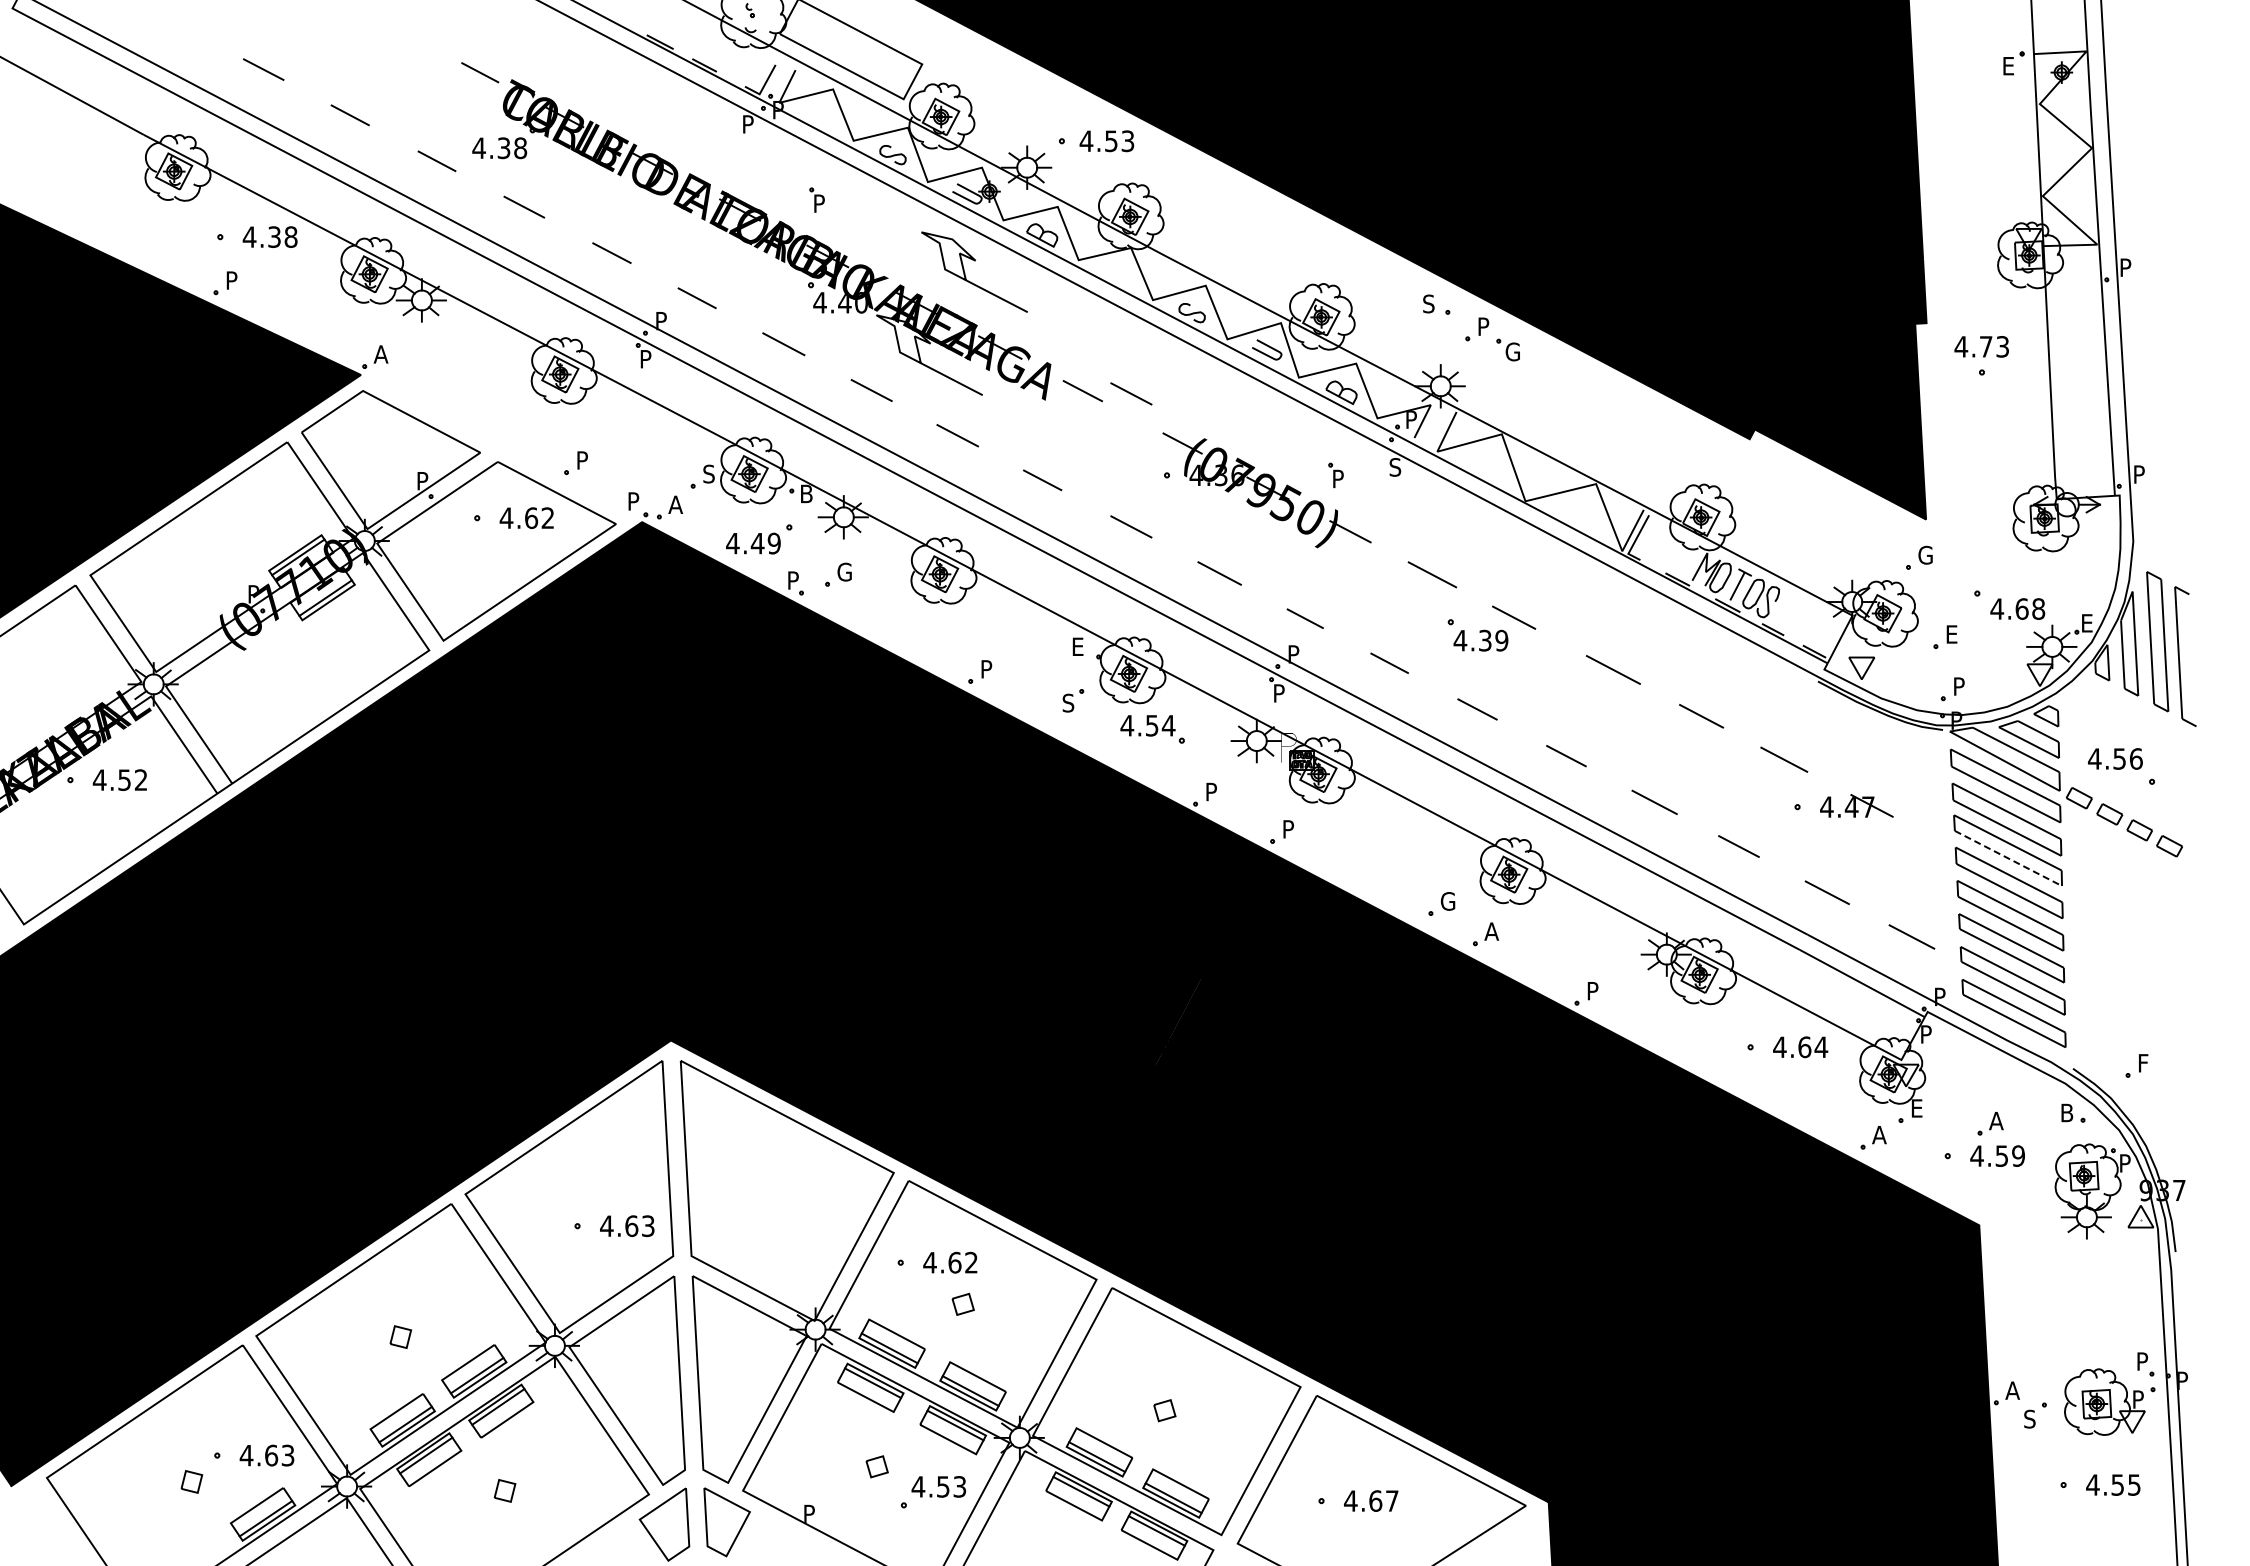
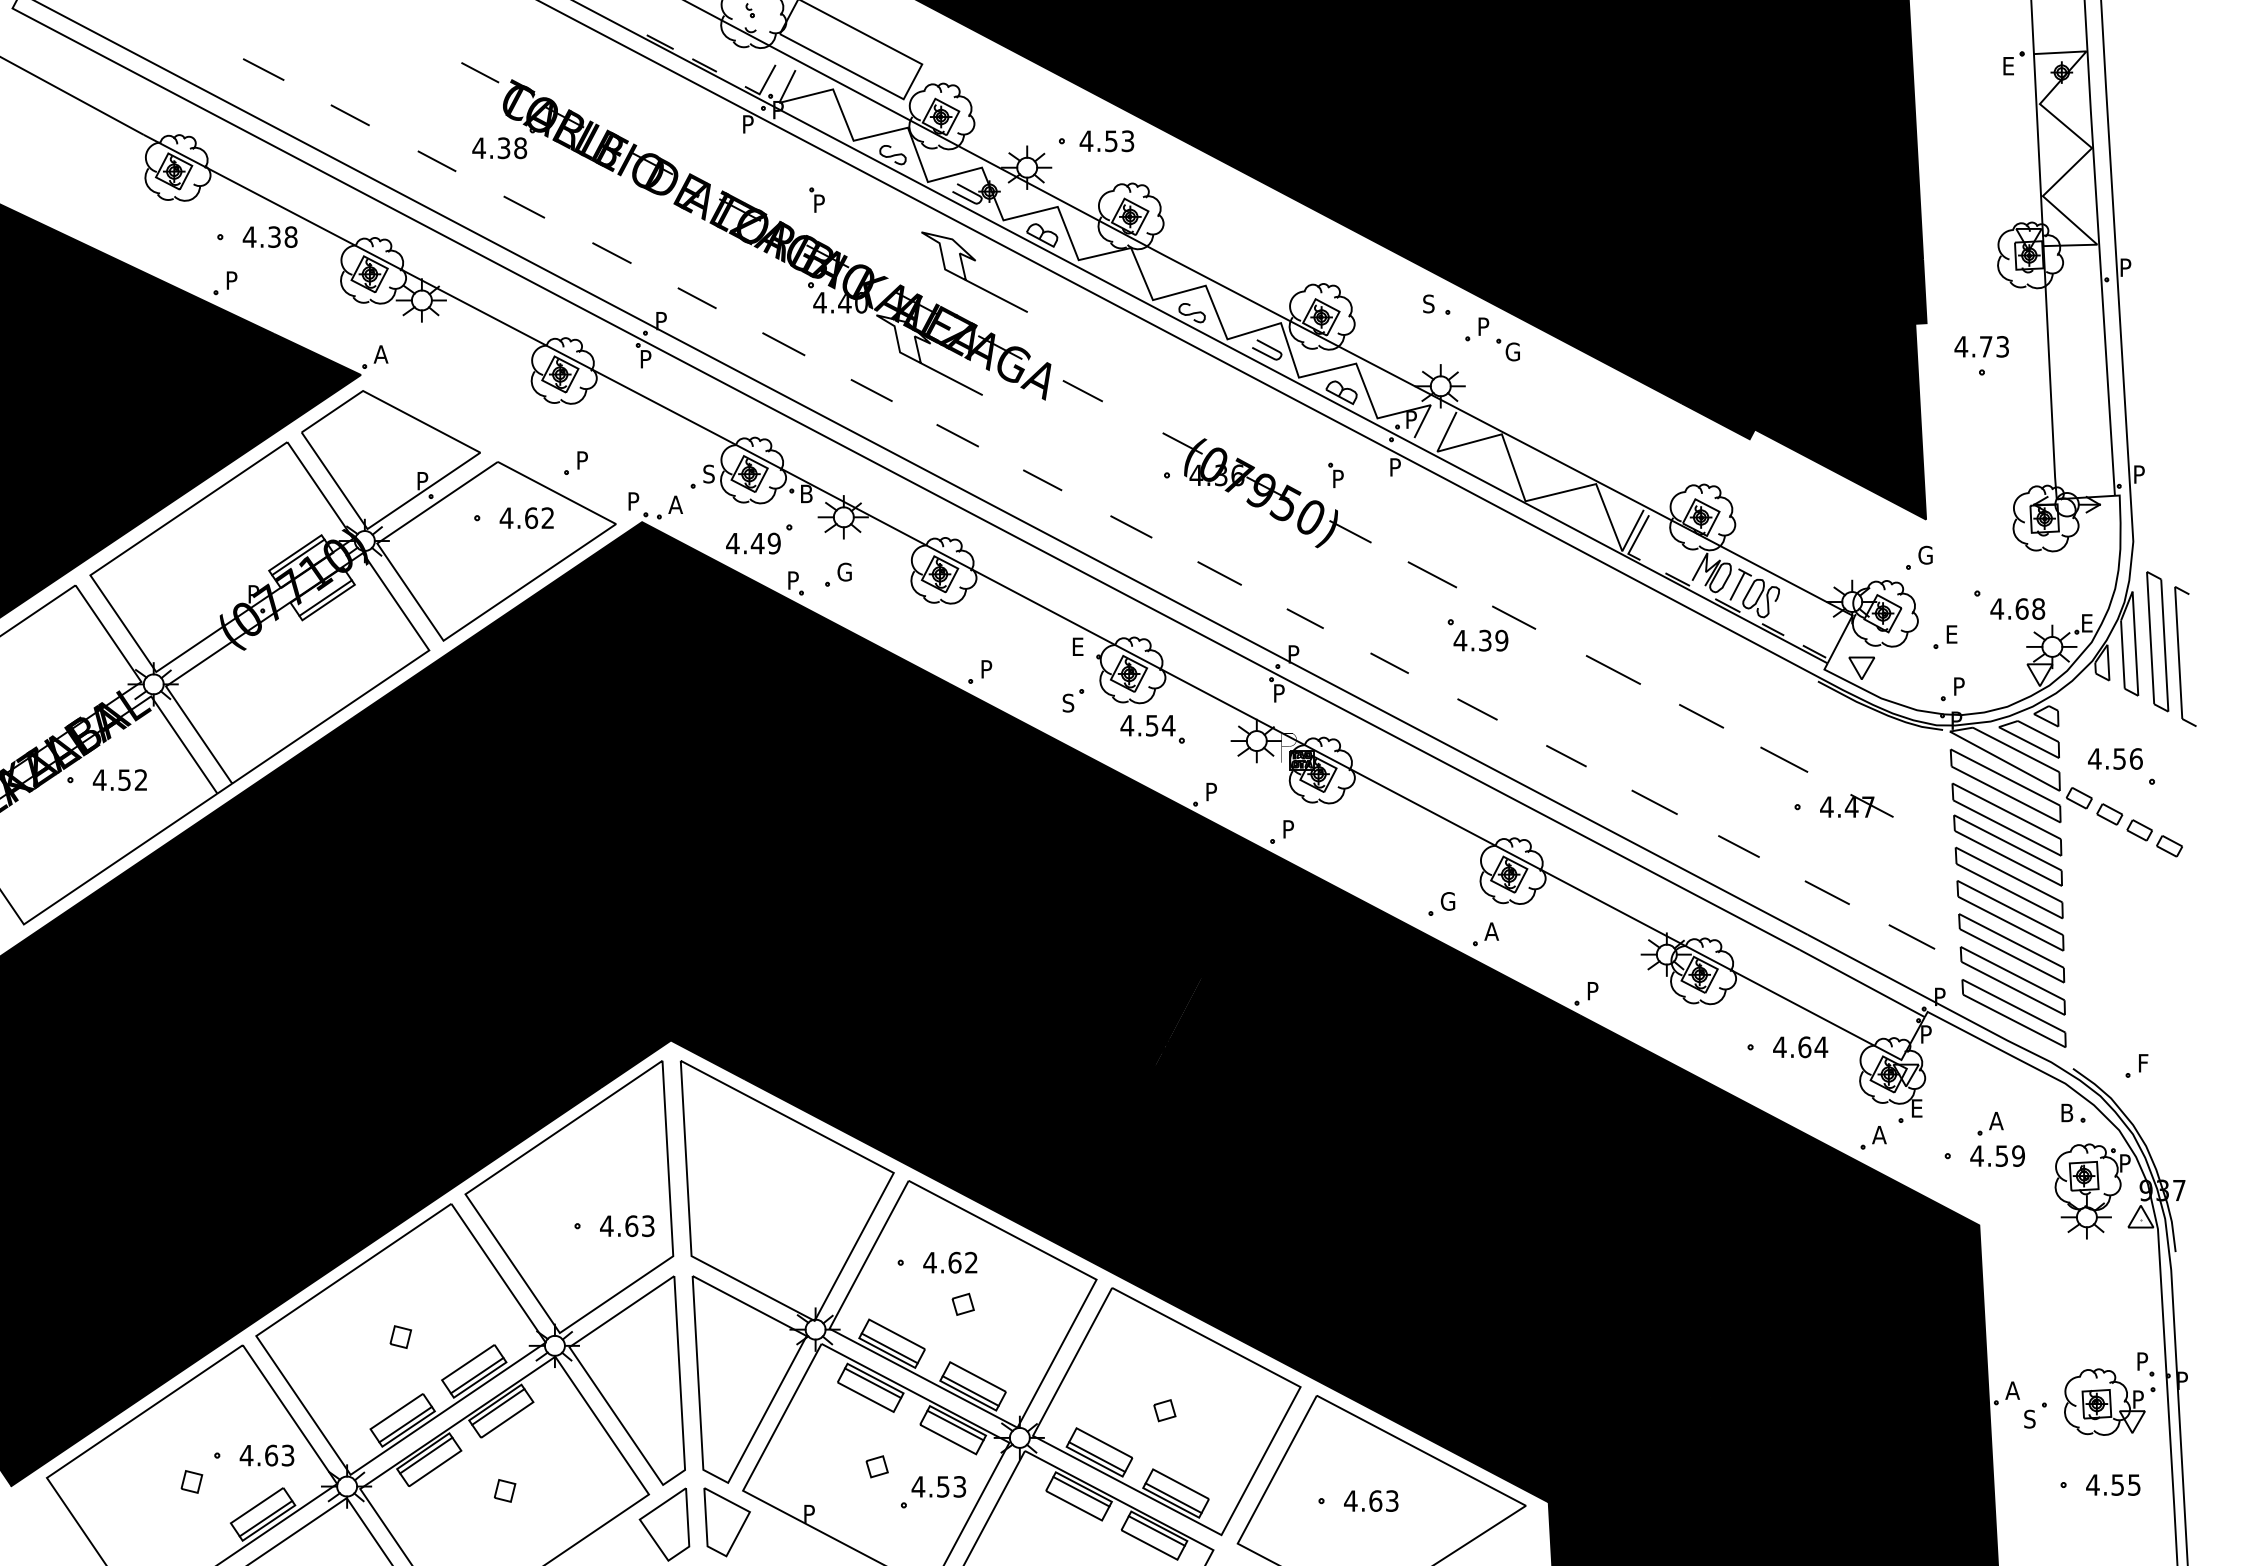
line: present -> none (1131, 393)
text: S -> P (1395, 467)
line: dashed -> solid (2008, 858)
text: 4.67 -> 4.63 (1392, 1500)
